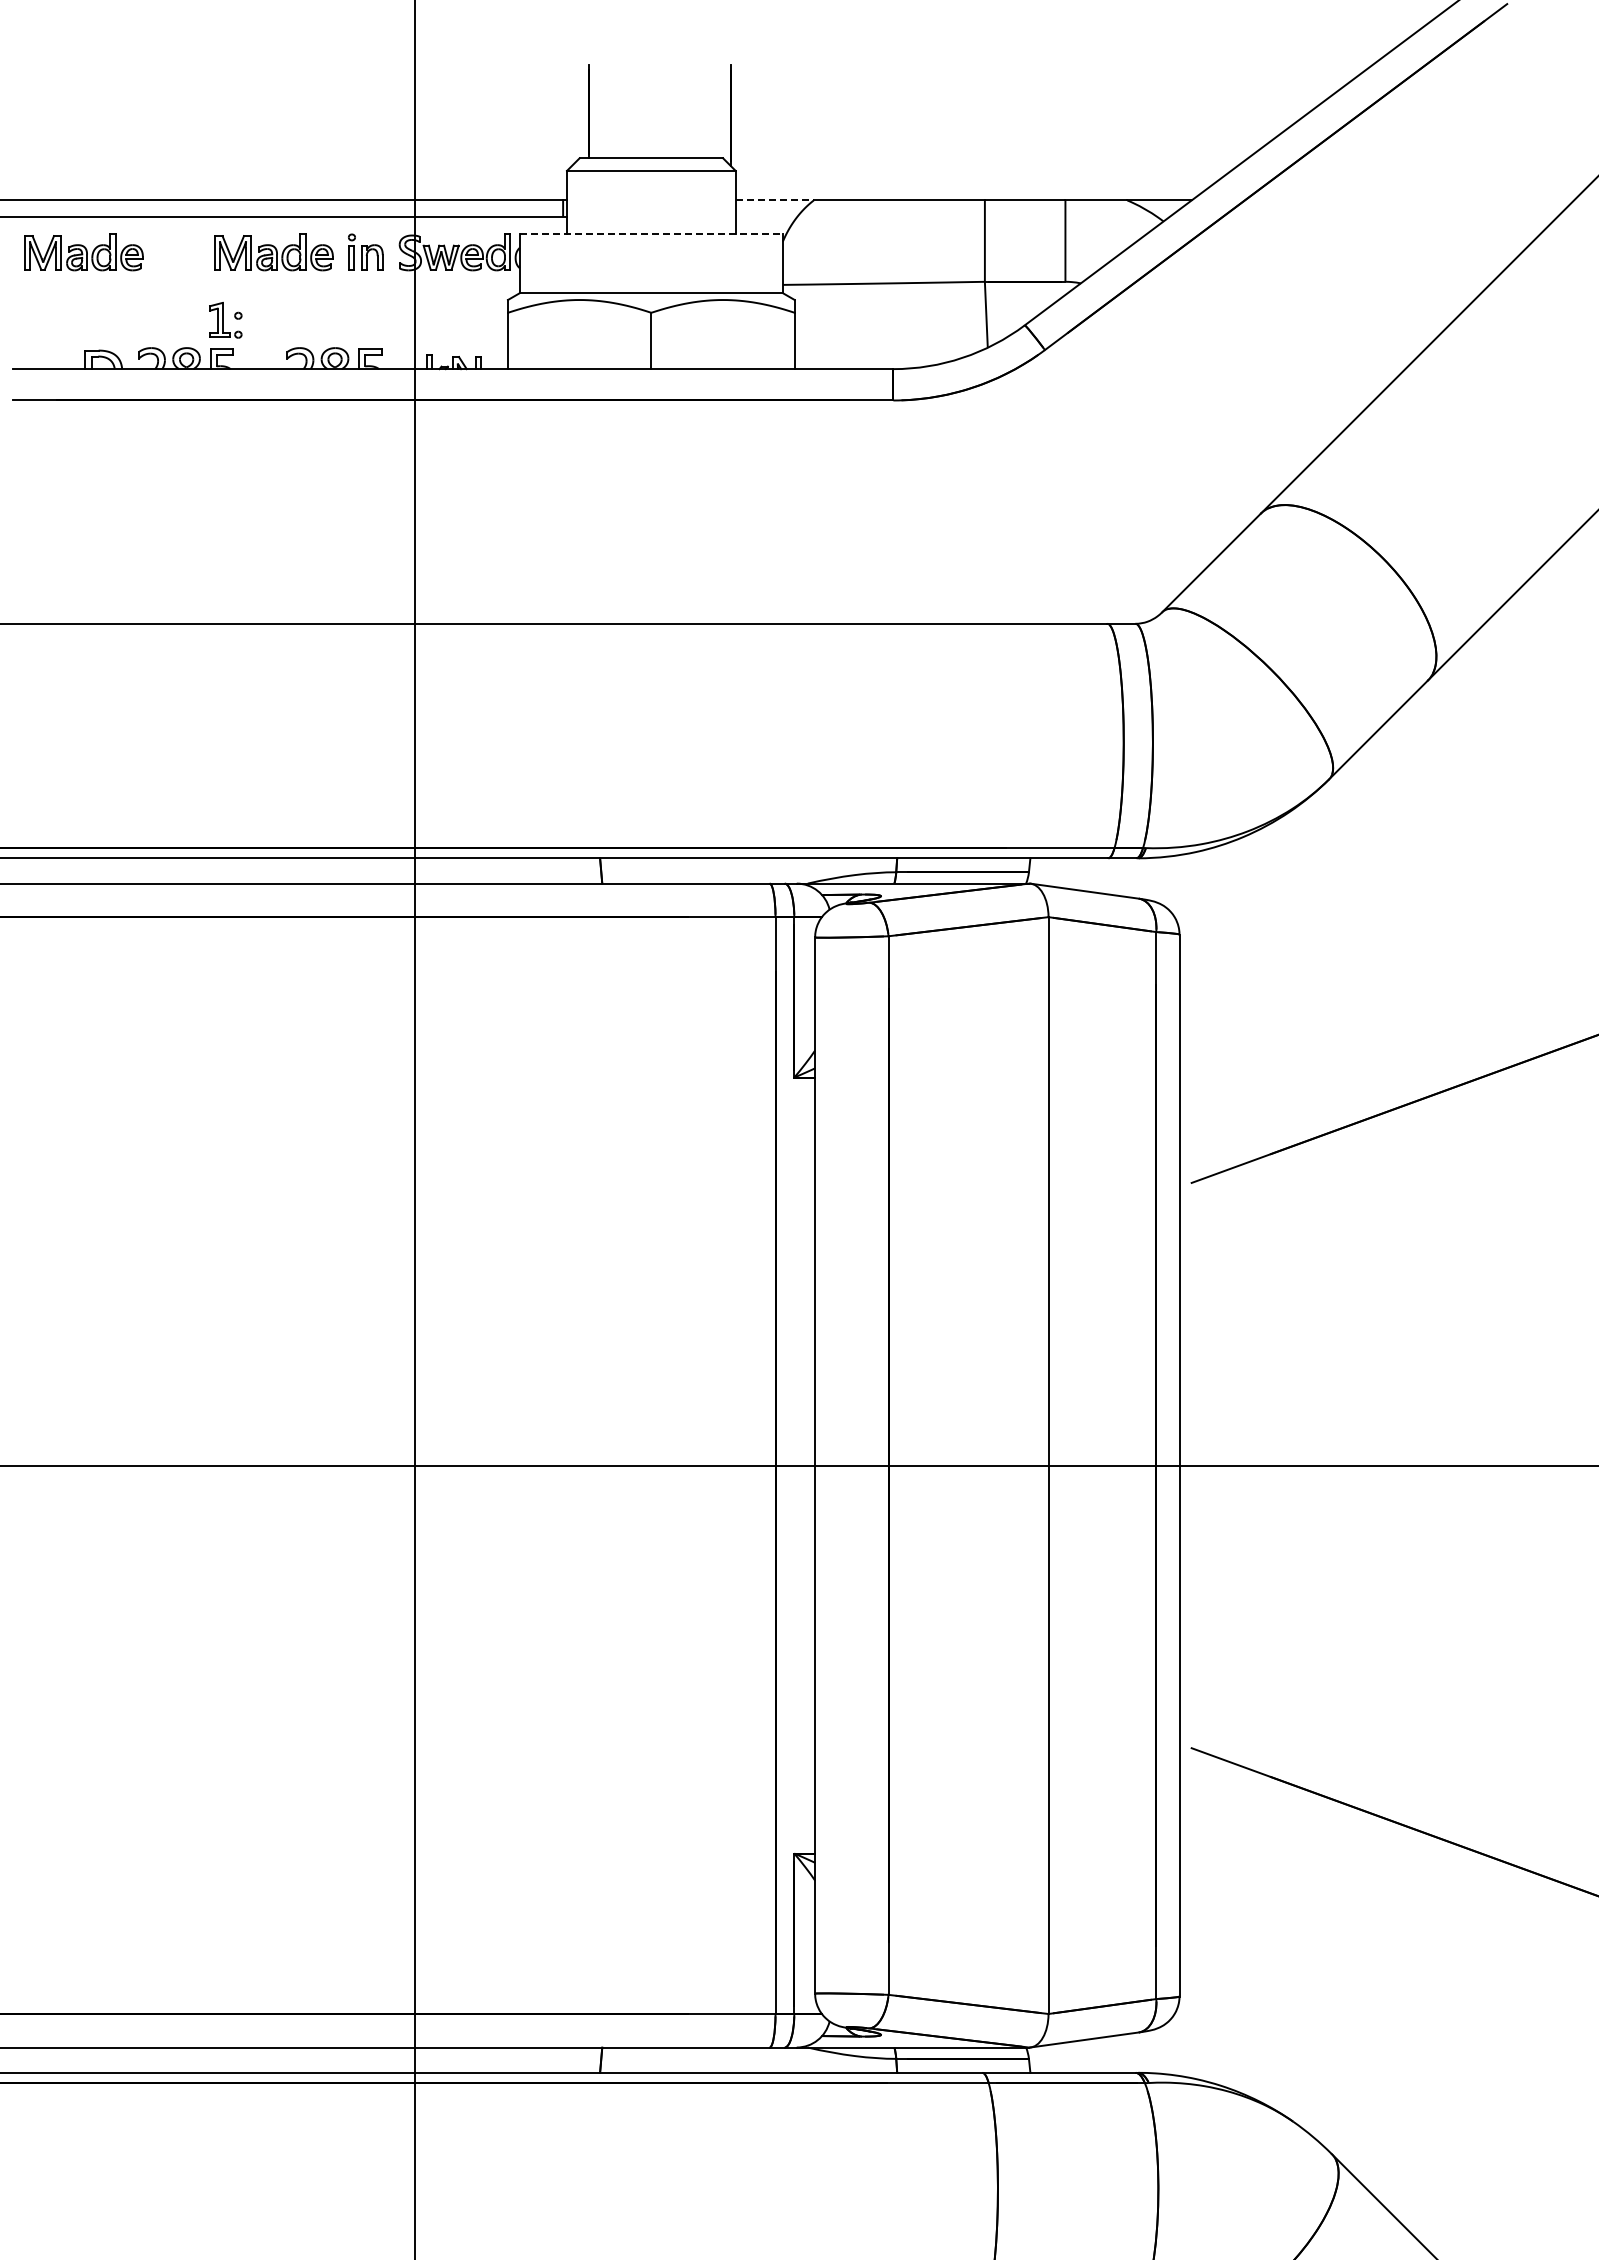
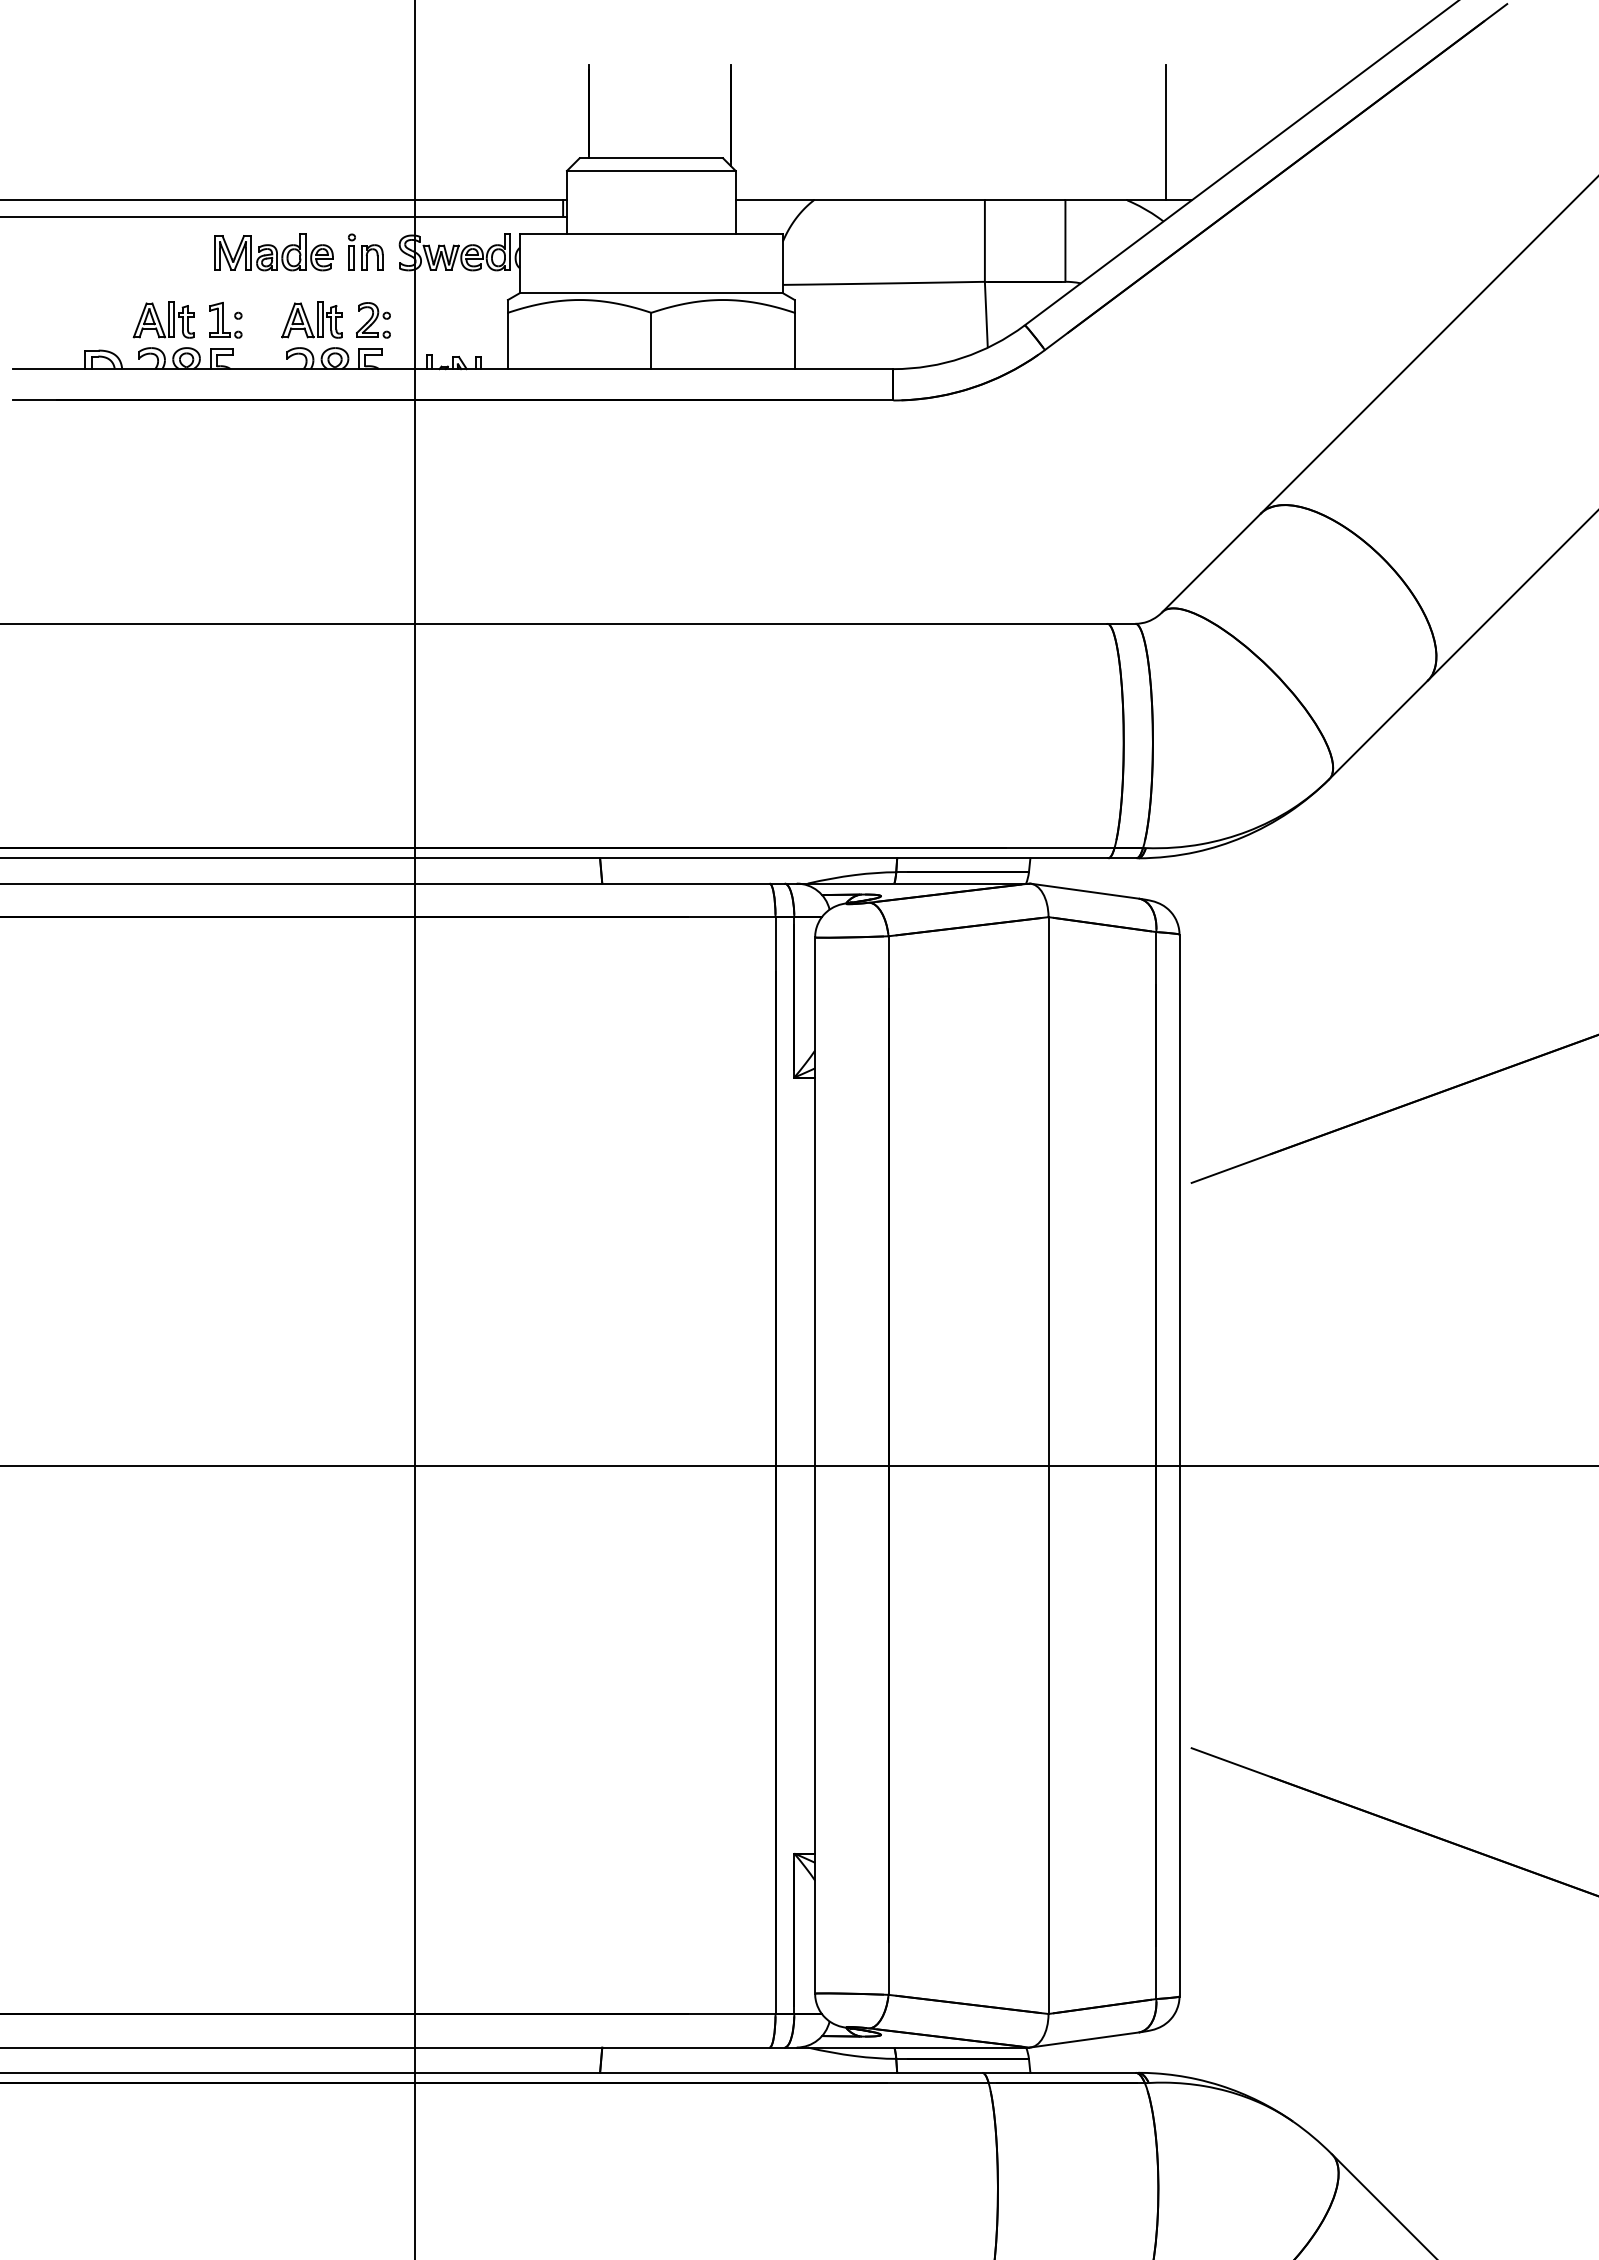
line: none -> present (1165, 132)
line: dashed -> solid (775, 200)
line: dashed -> solid (651, 234)
part: present -> none (83, 252)
part: none -> present (163, 319)
part: none -> present (311, 319)
part: none -> present (373, 320)
